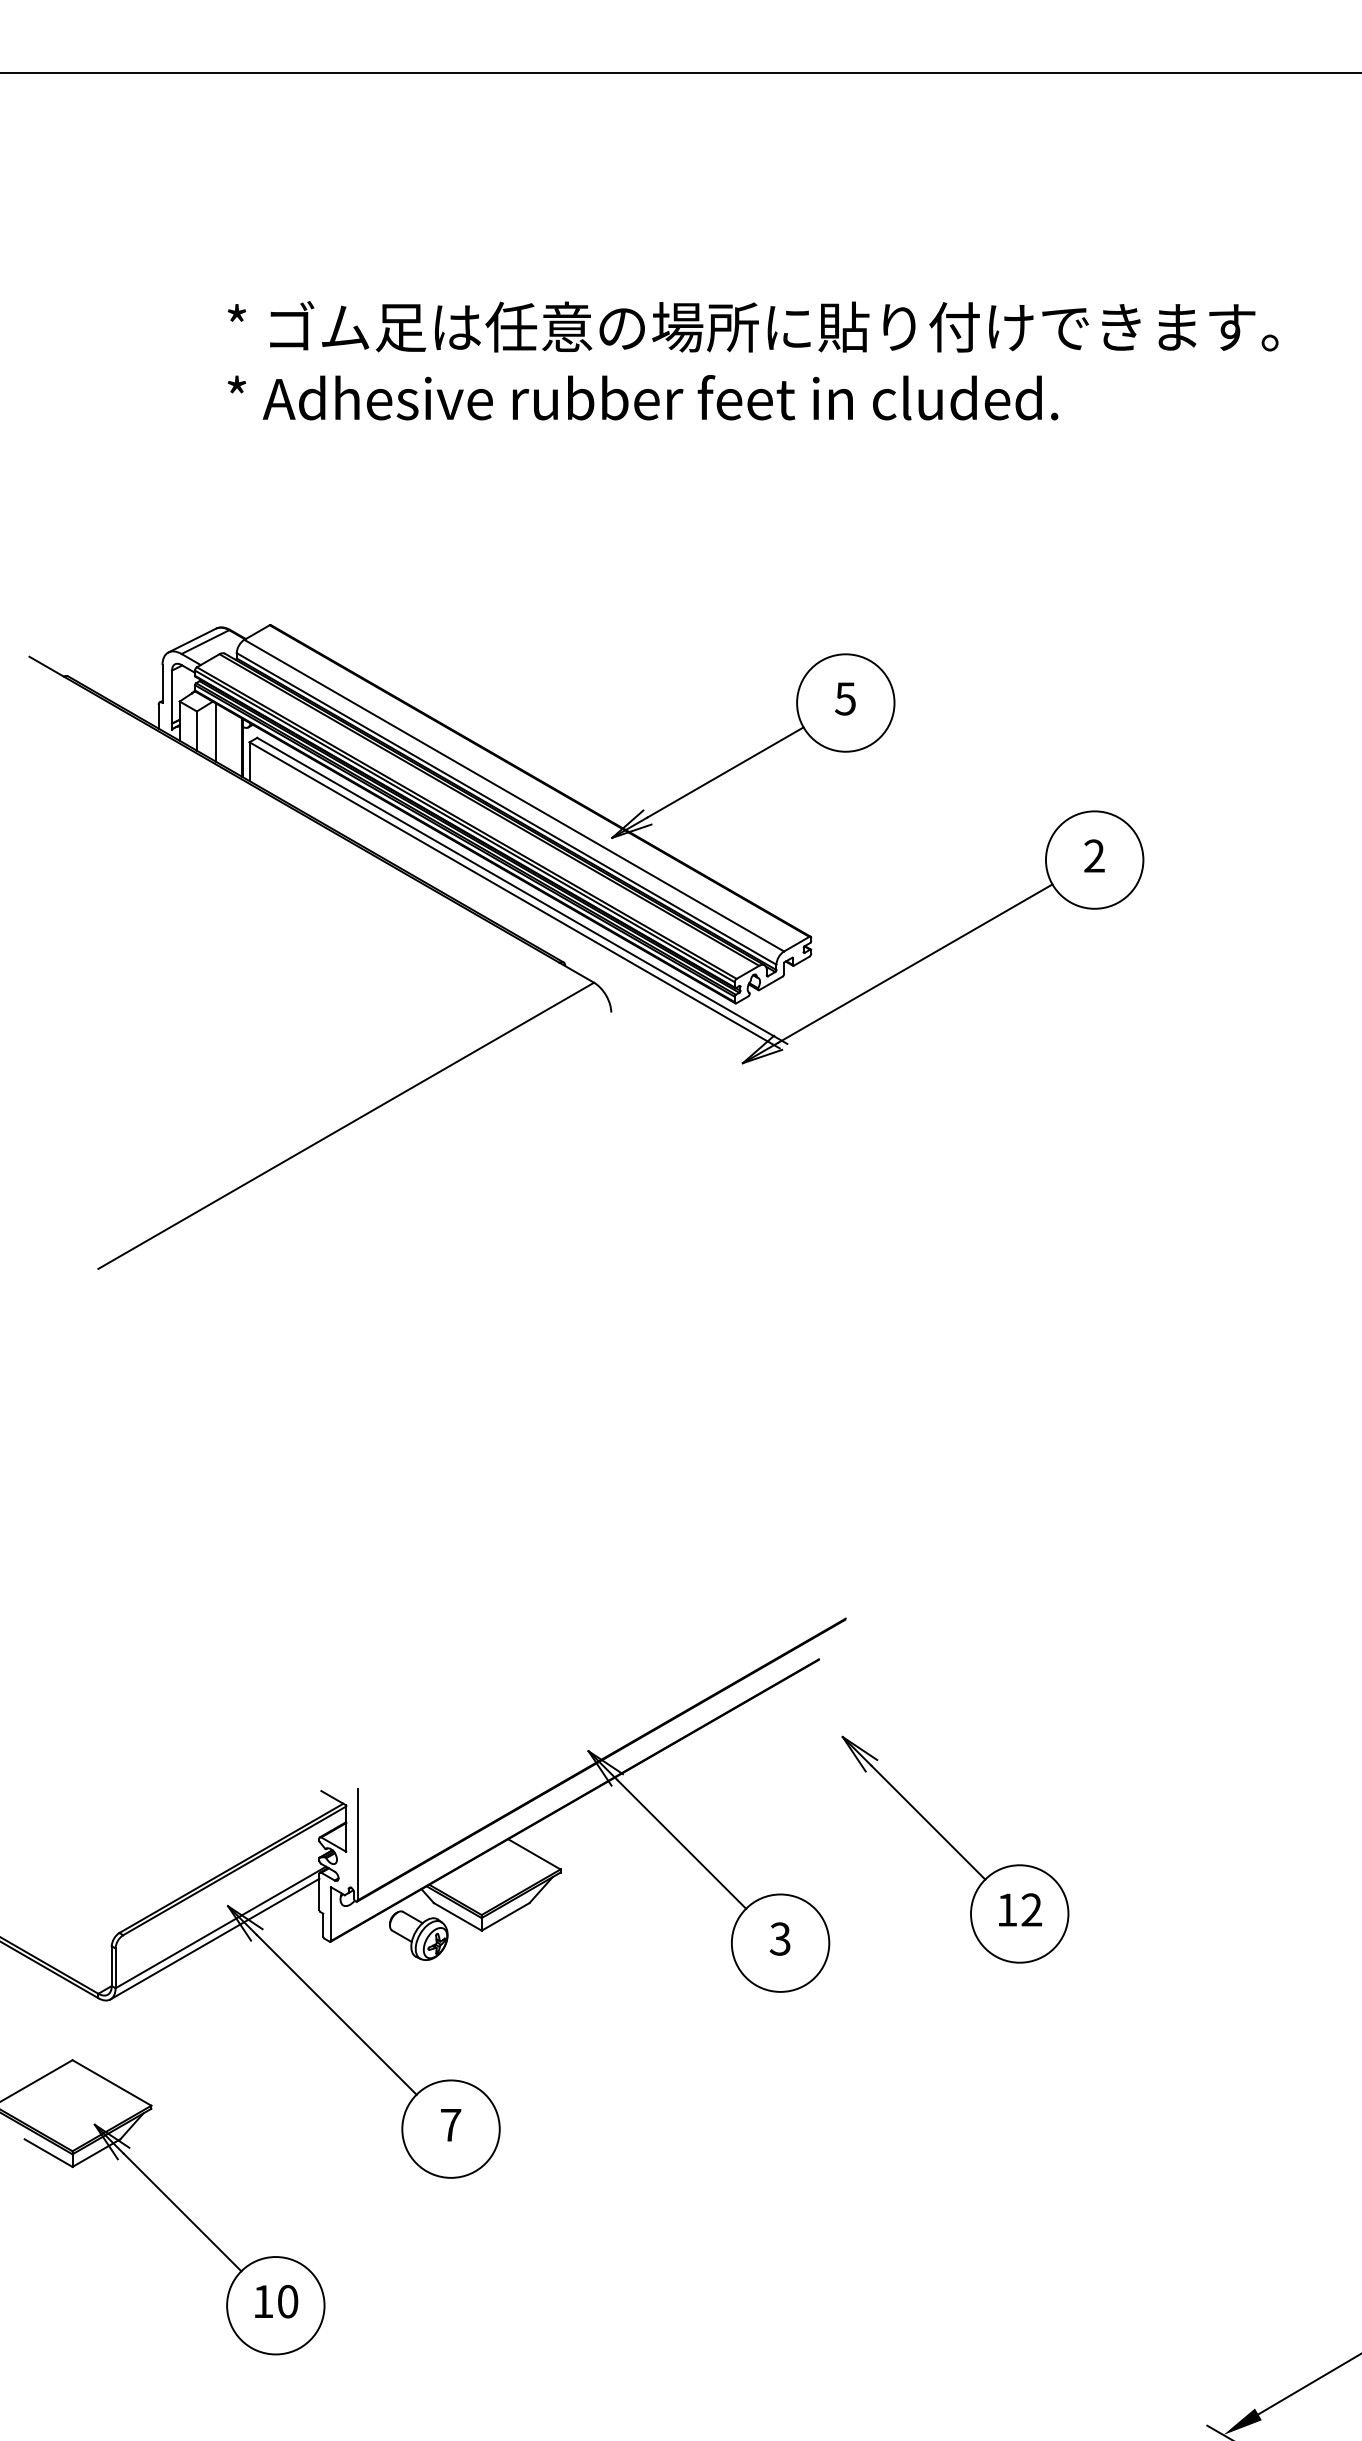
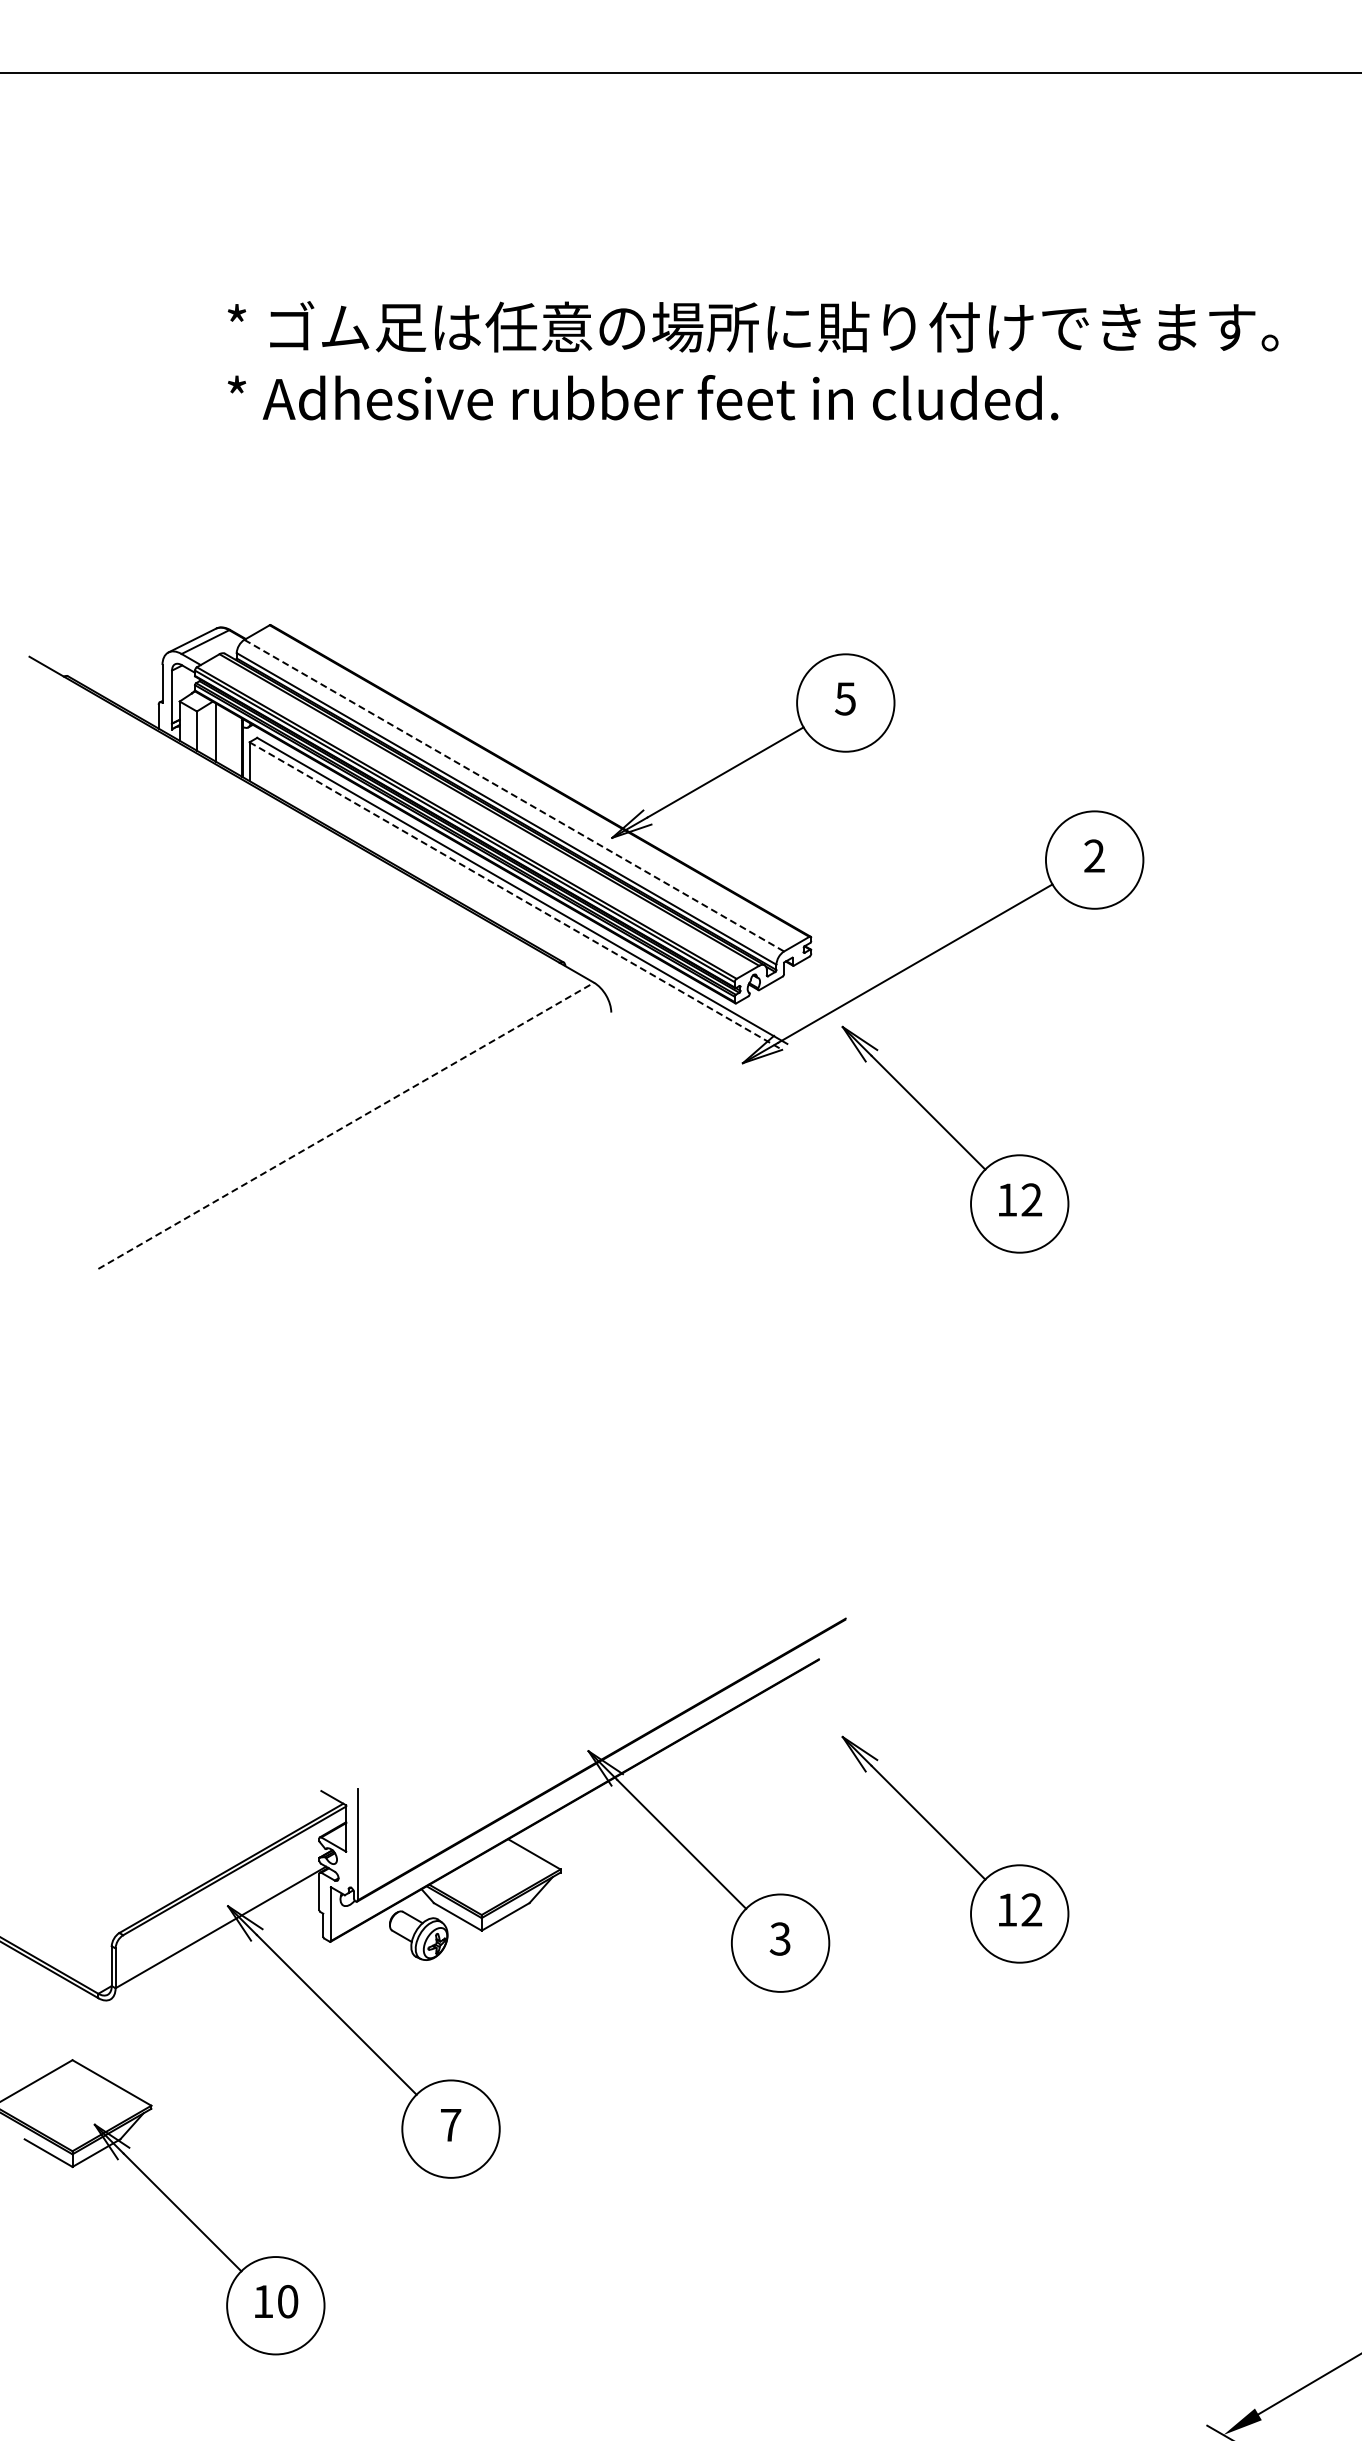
line: solid -> dashed (514, 795)
line: solid -> dashed (515, 895)
line: solid -> dashed (346, 1125)
part: none -> present (955, 1139)
line: present -> none (214, 1938)
